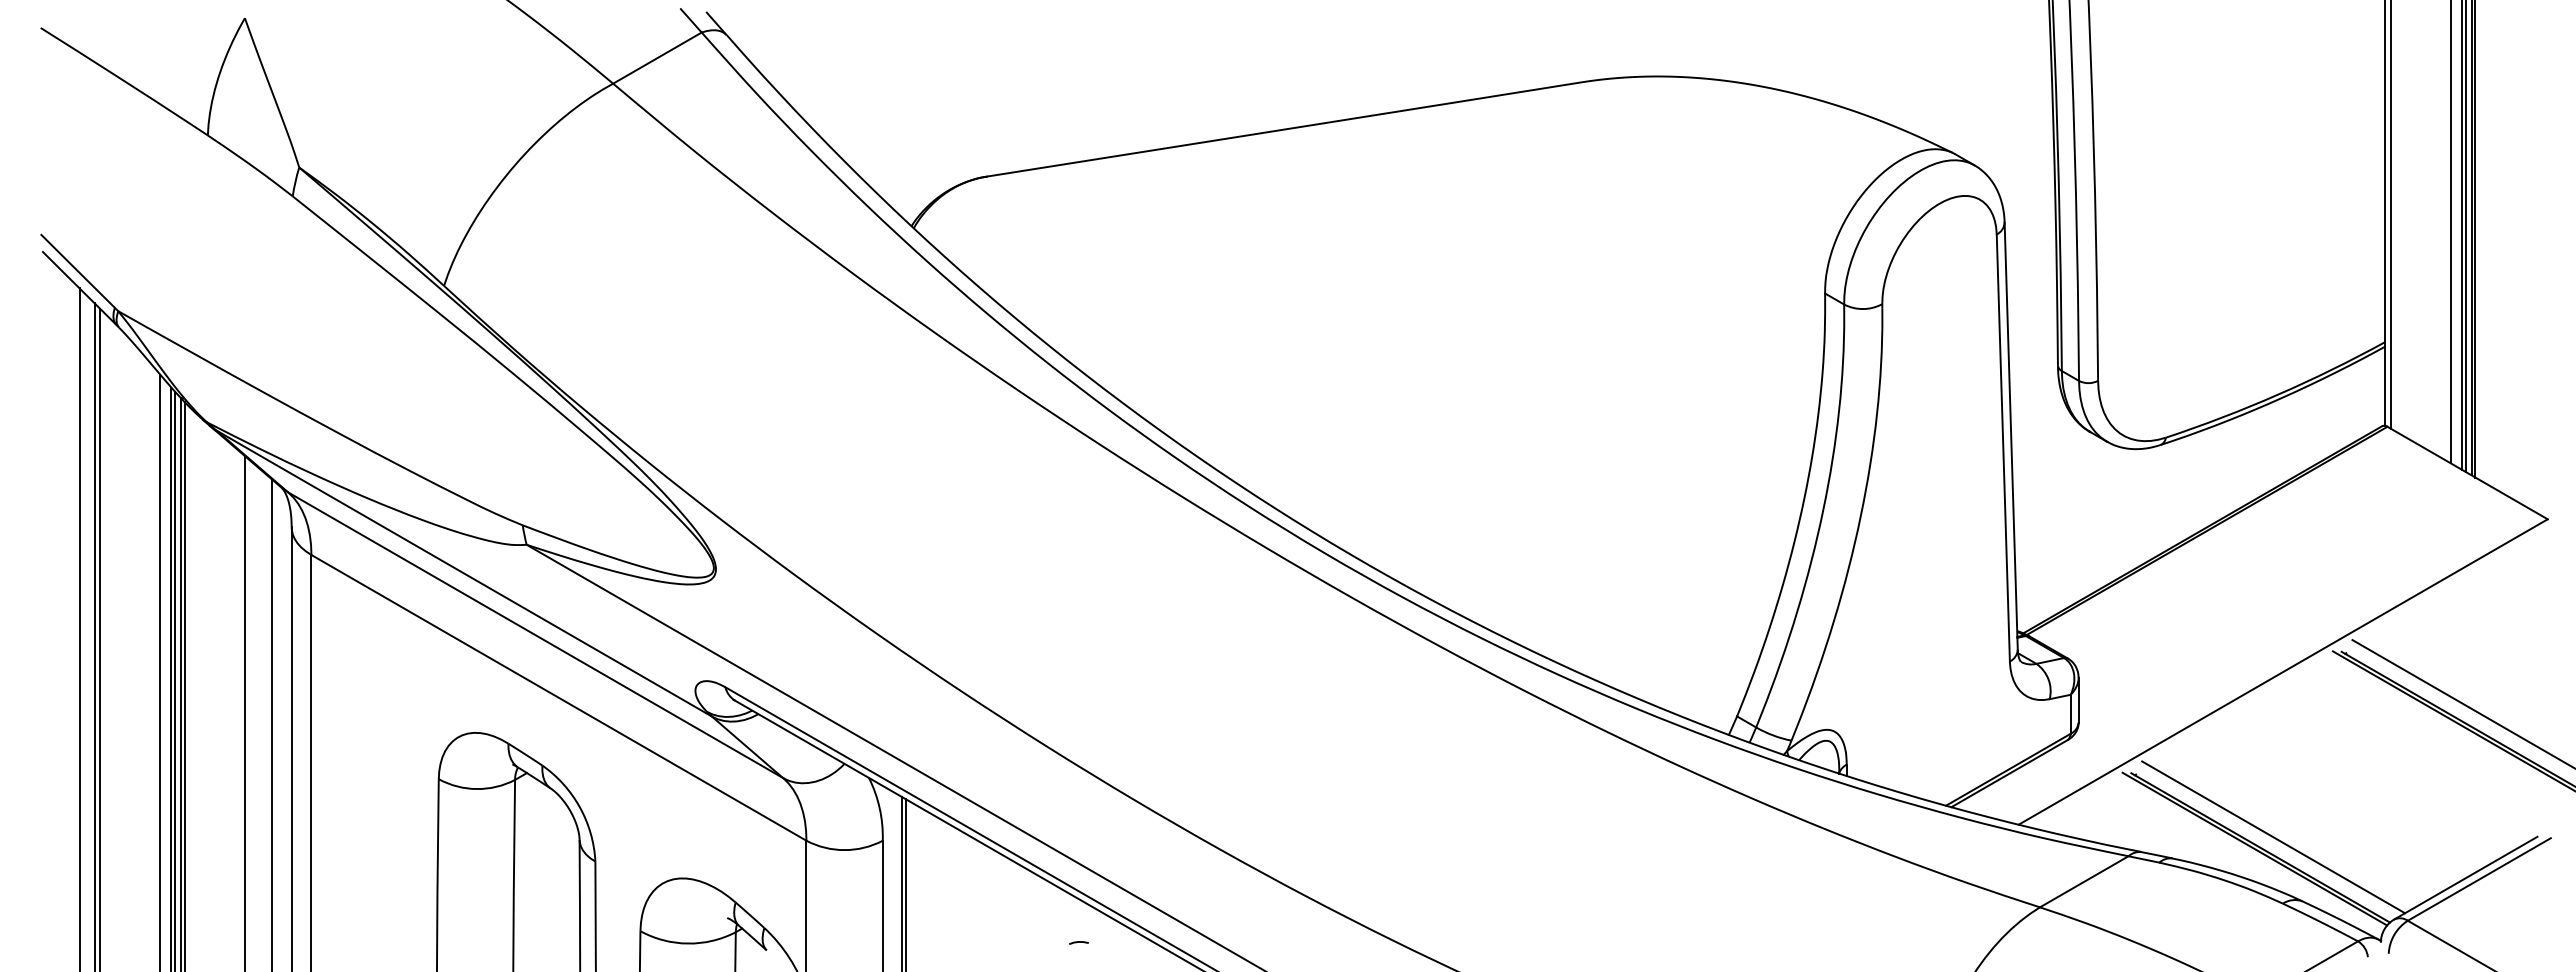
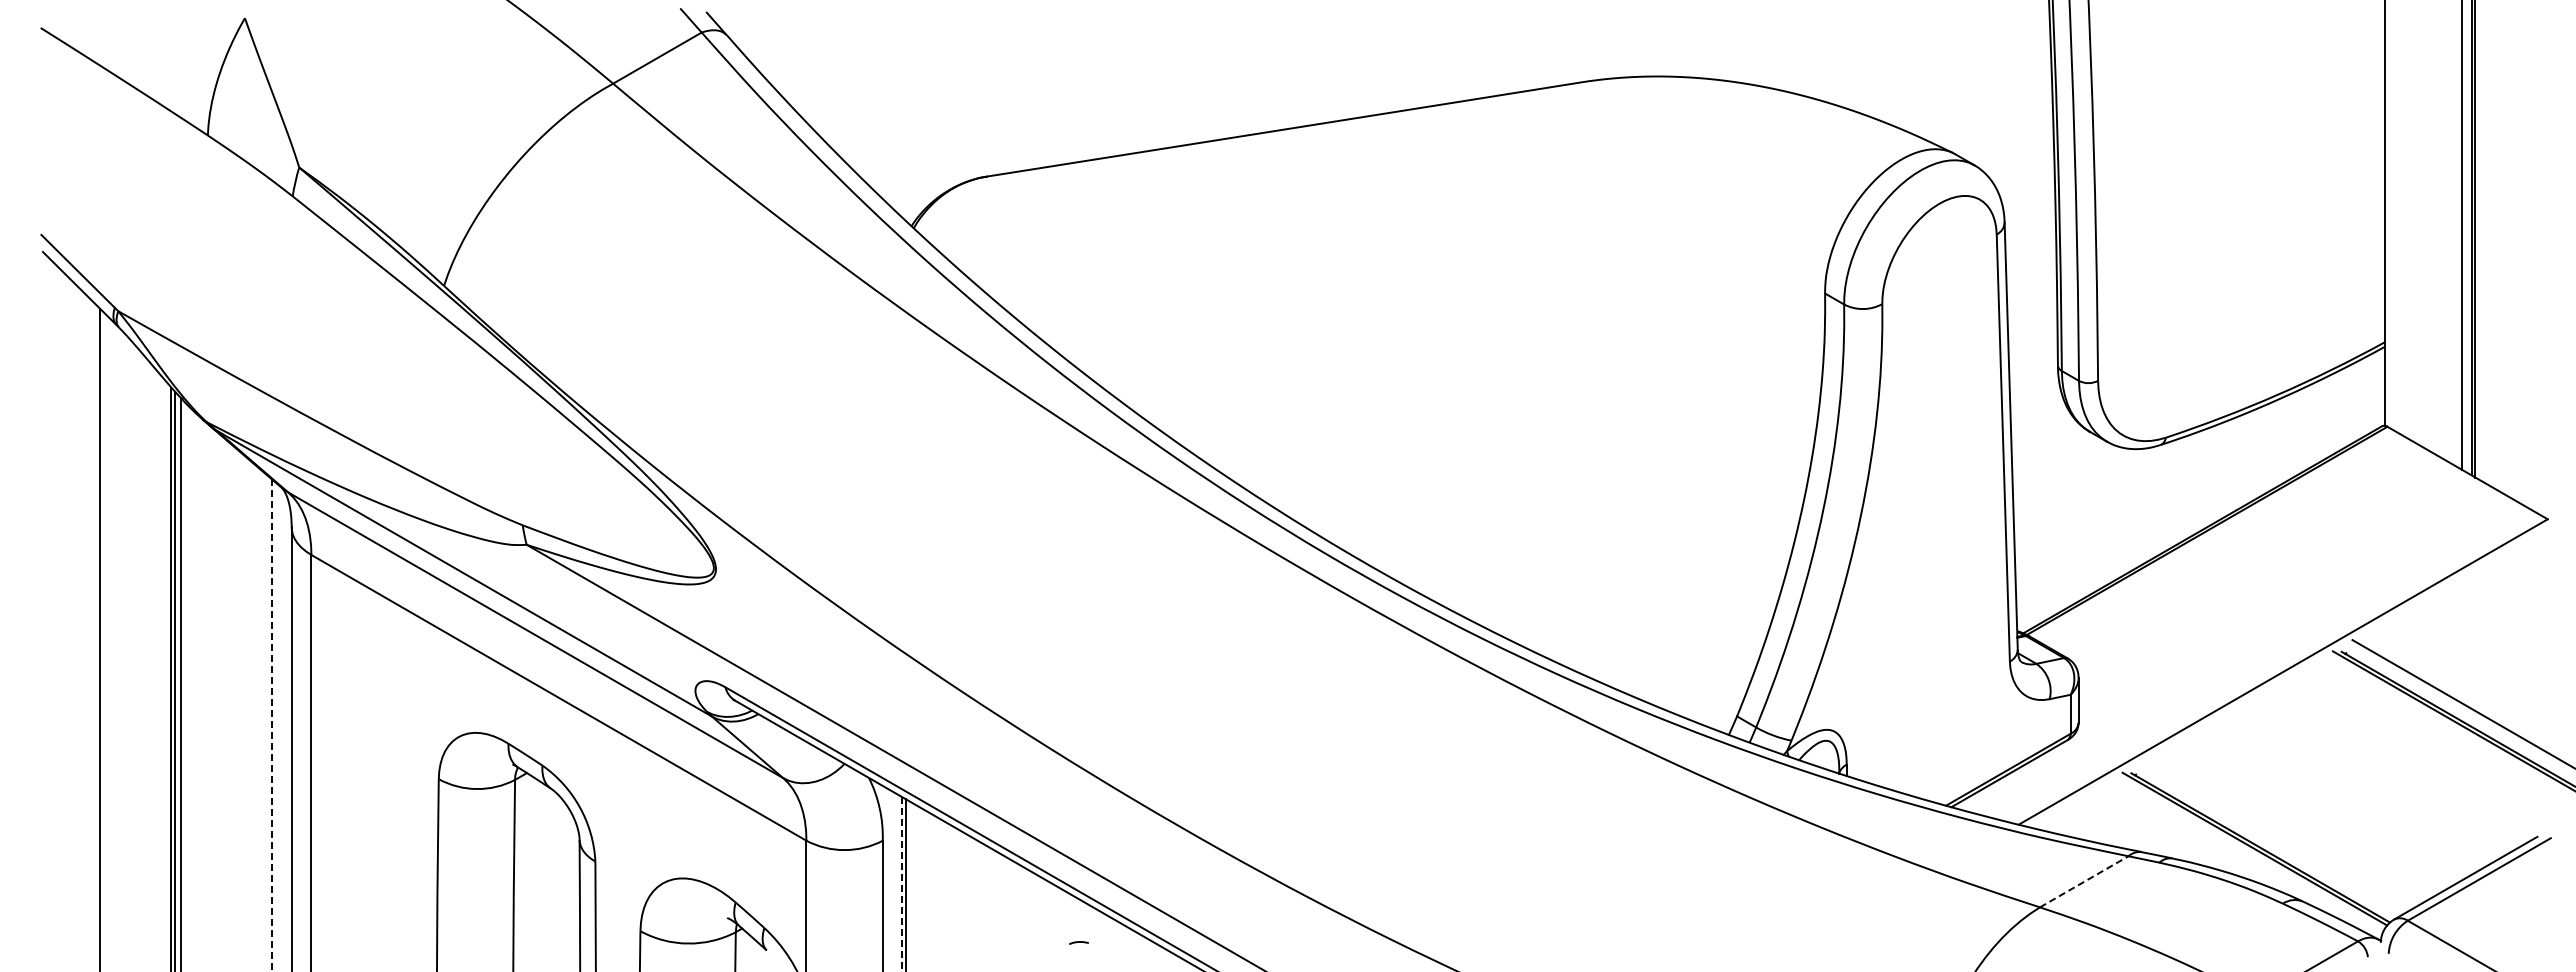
line: present -> none (2390, 215)
line: present -> none (2451, 232)
line: present -> none (2466, 237)
line: present -> none (79, 628)
line: present -> none (94, 635)
line: present -> none (160, 671)
line: present -> none (184, 685)
line: present -> none (245, 712)
line: solid -> dashed (271, 725)
line: present -> none (2273, 837)
line: solid -> dashed (2084, 881)
line: solid -> dashed (901, 884)
